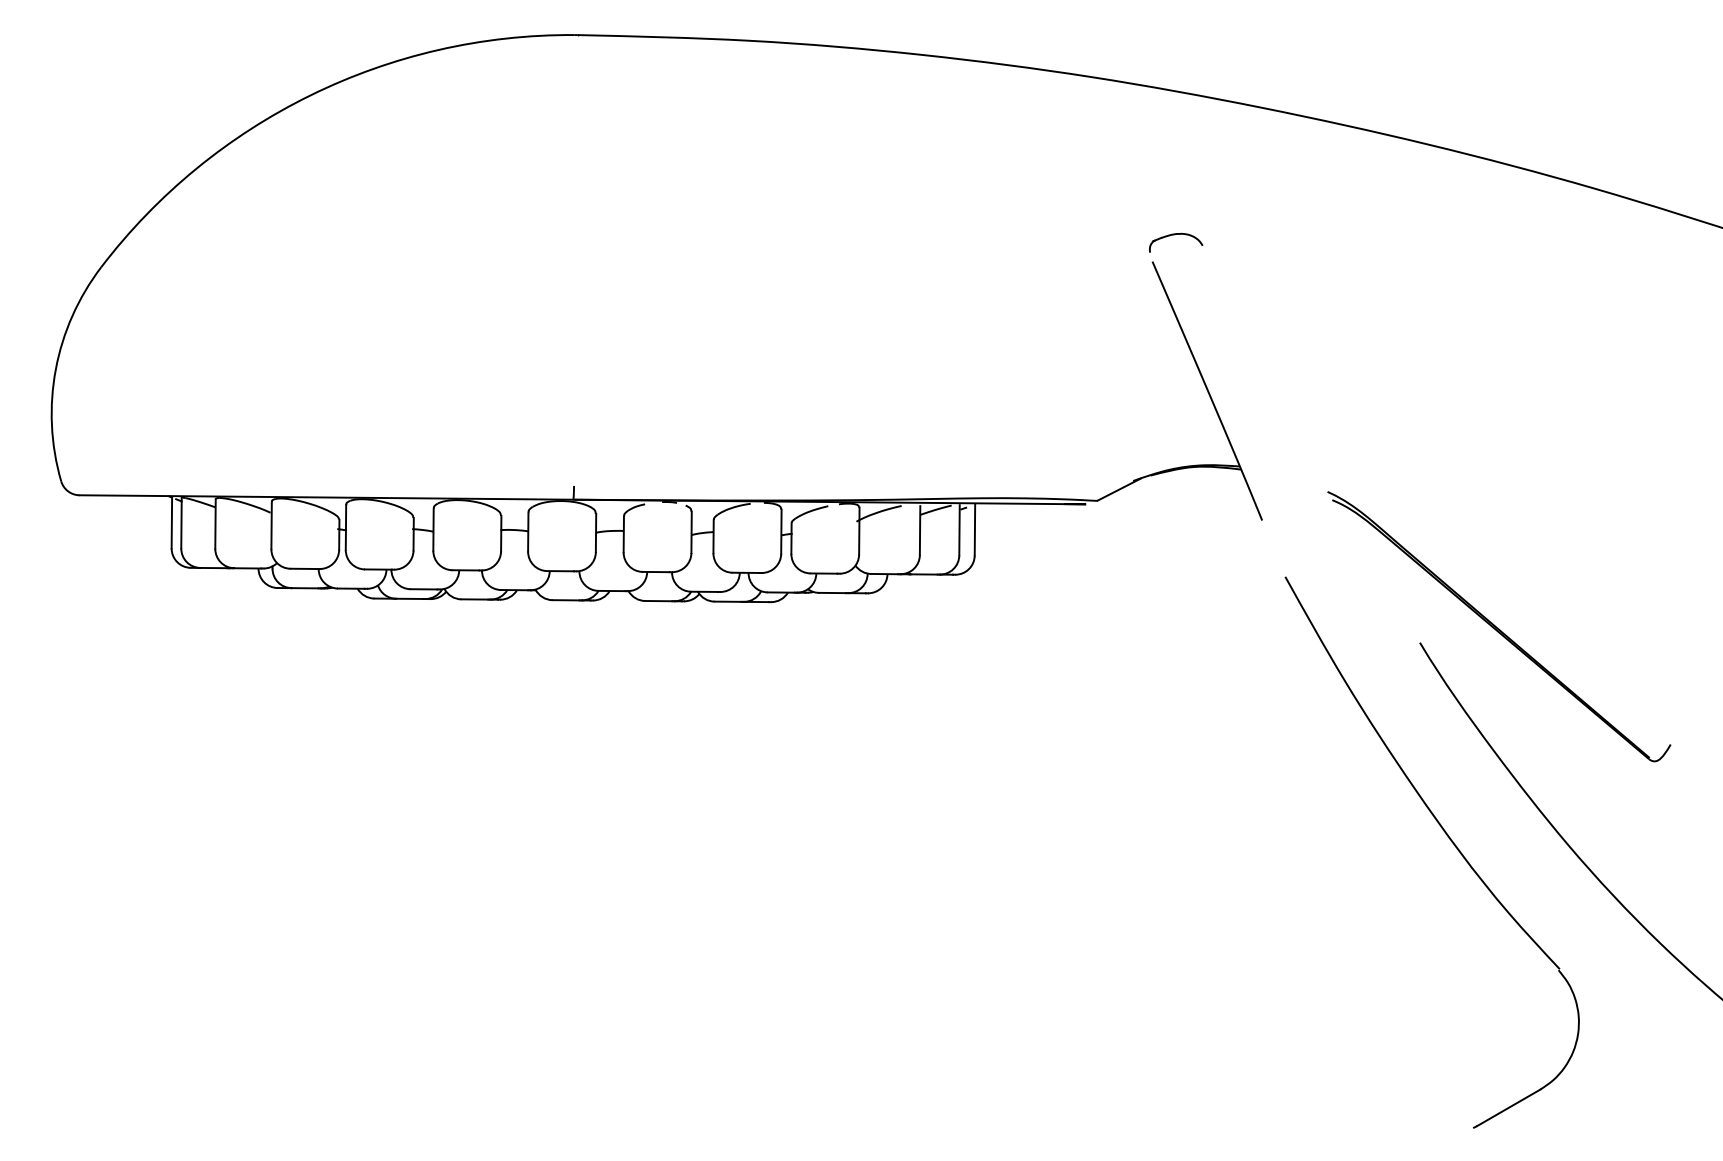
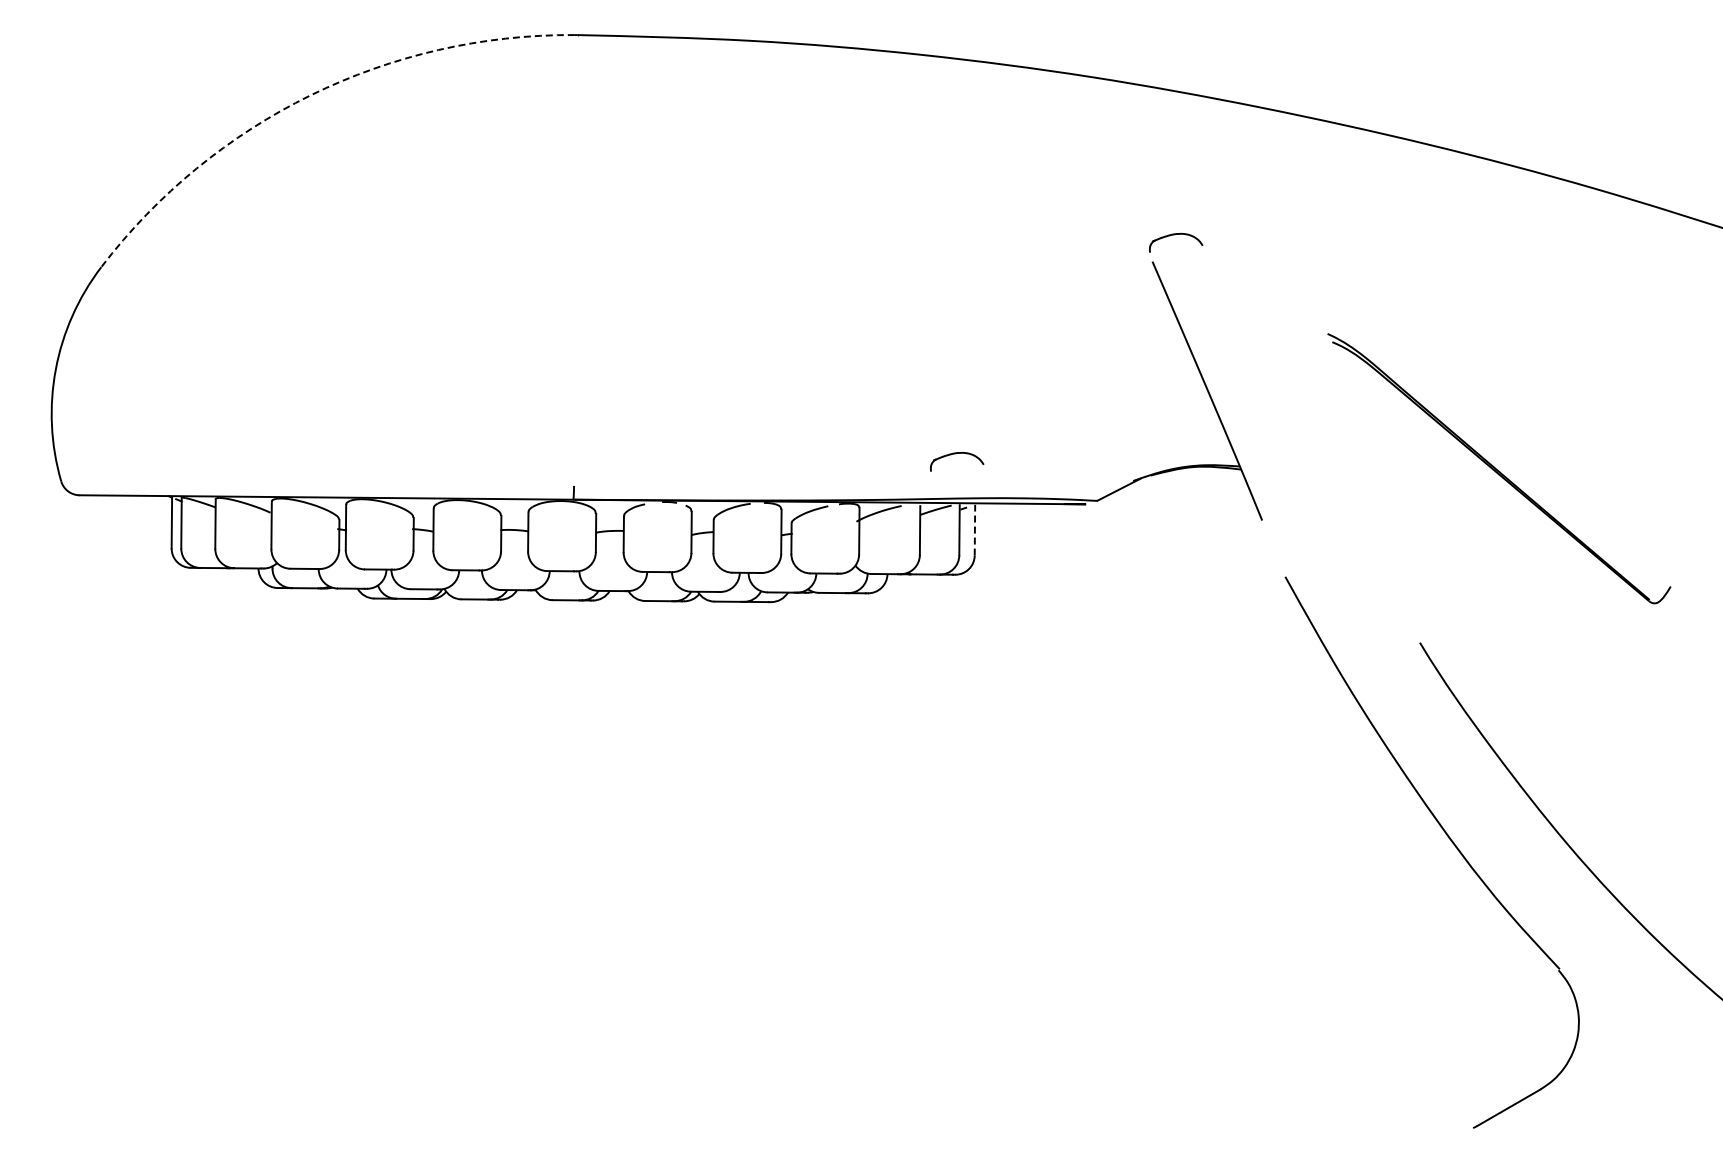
arc: solid -> dashed (310, 95)
part: none -> present (956, 454)
line: solid -> dashed (974, 529)
part position: (1499, 626) -> (1499, 468) (1499, 468)
